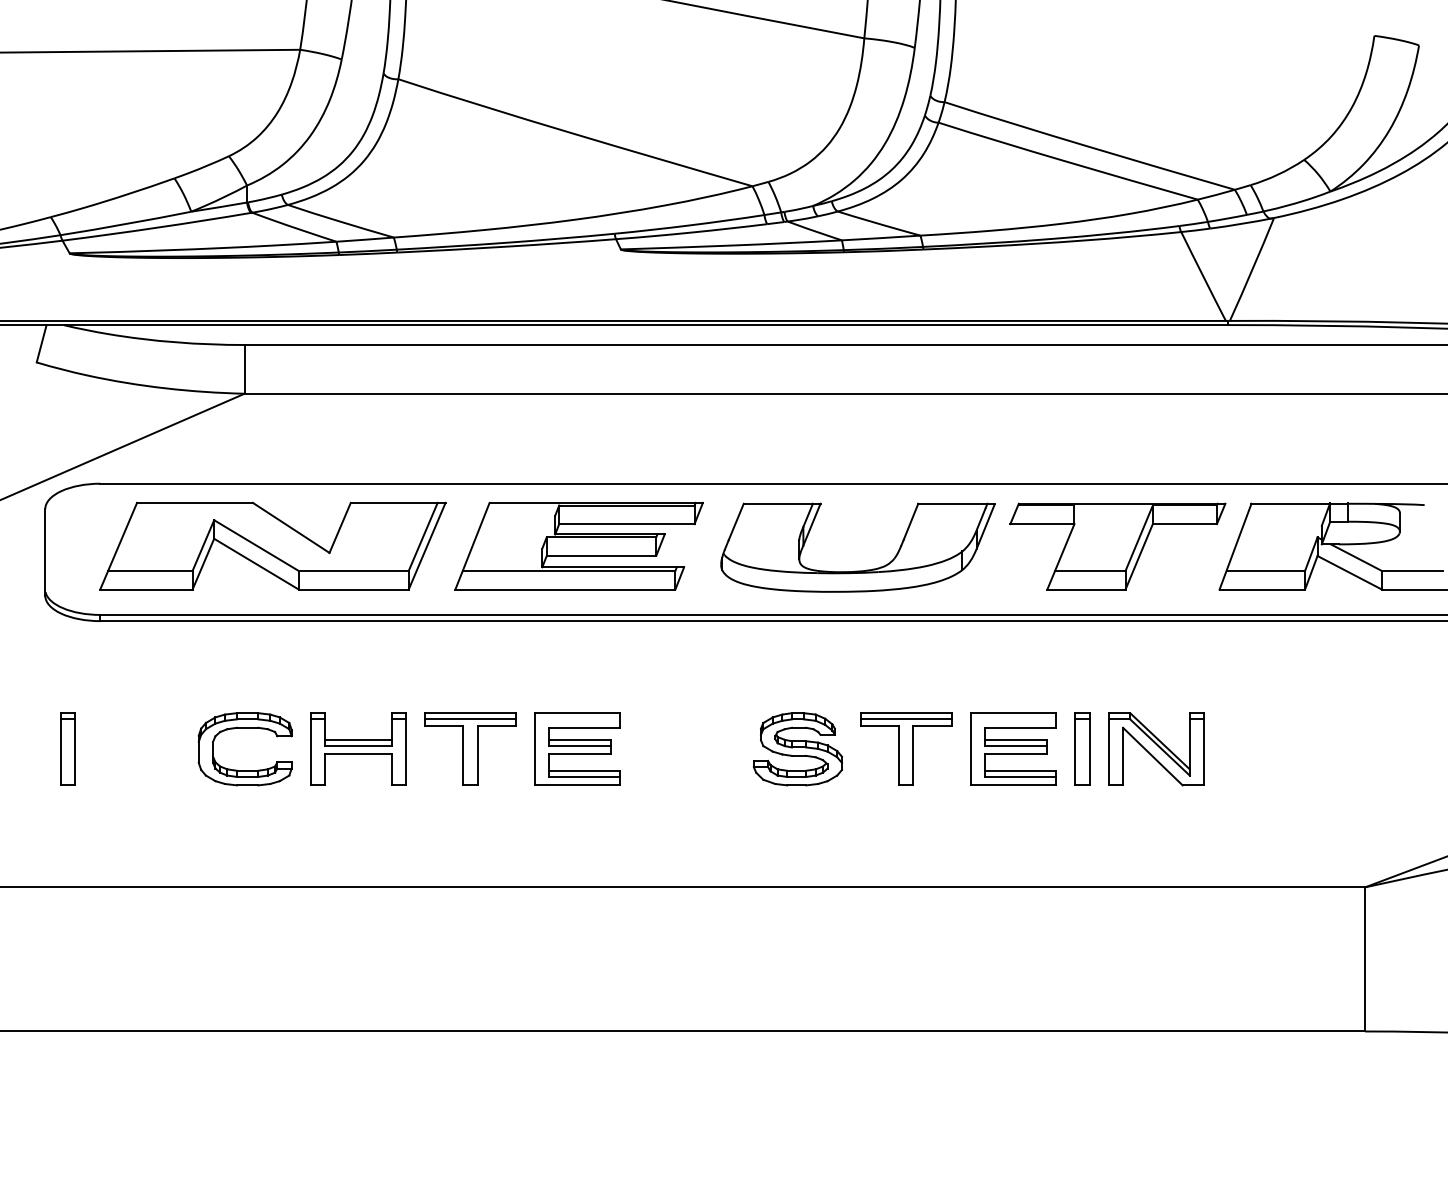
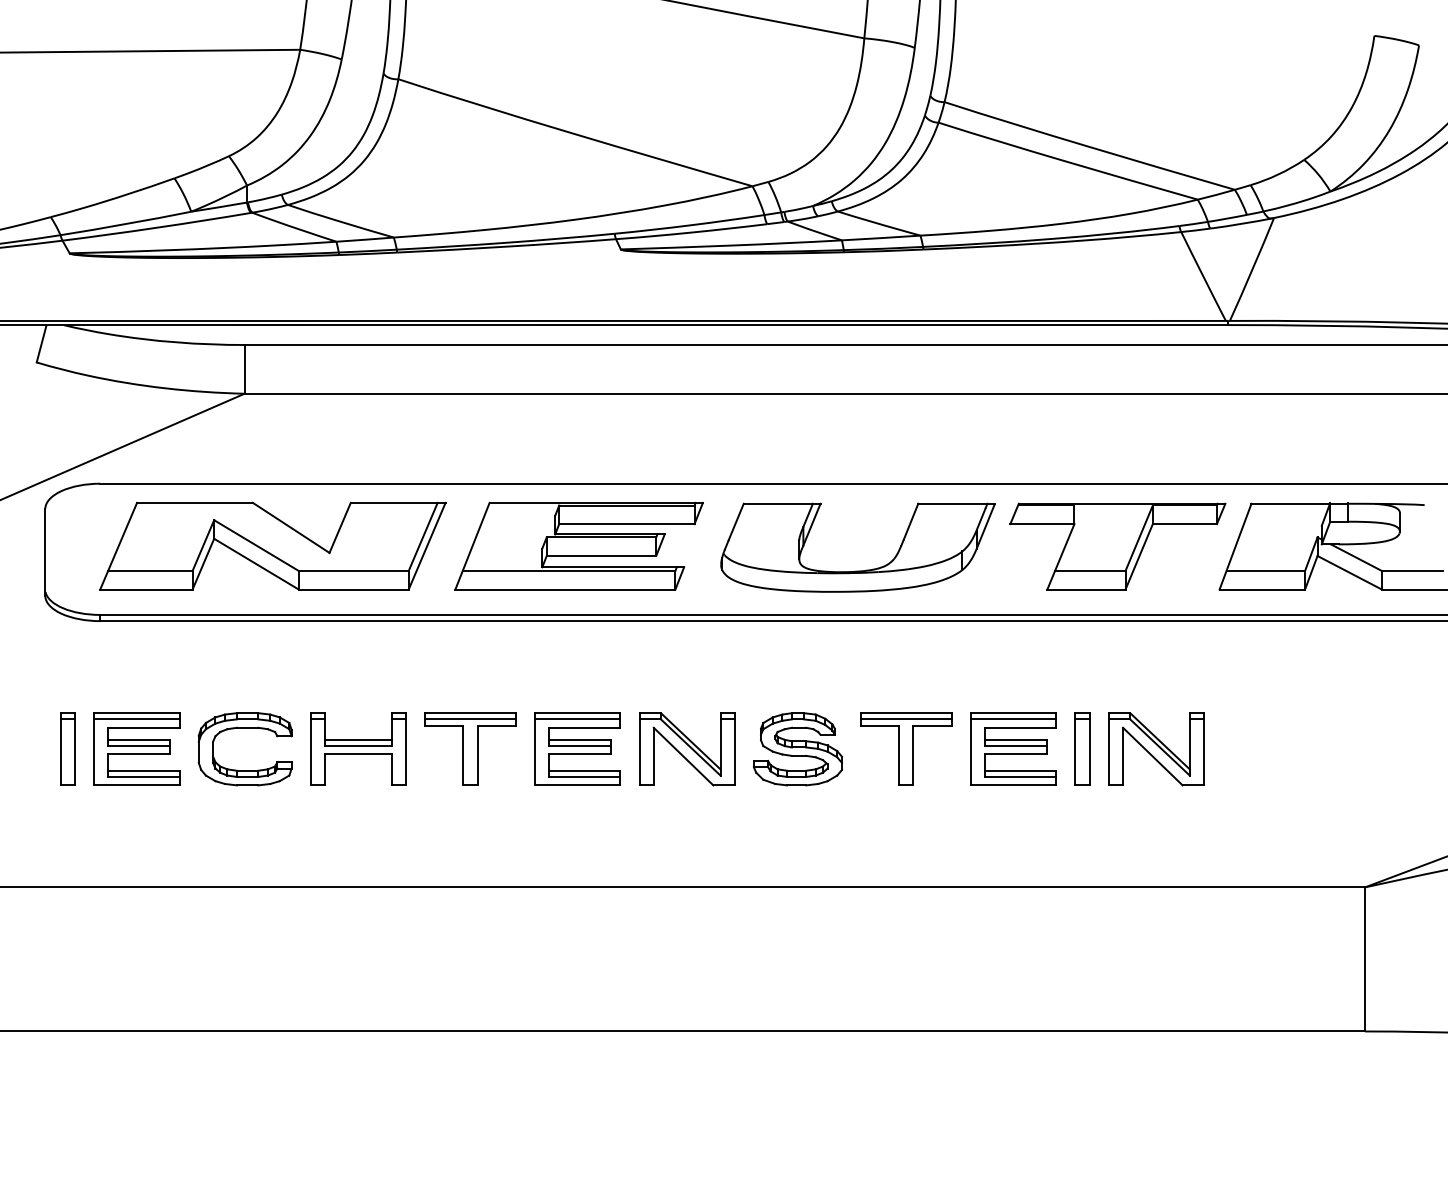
line: none -> present (577, 719)
line: none -> present (1013, 719)
part: none -> present (136, 748)
part: none -> present (687, 749)
